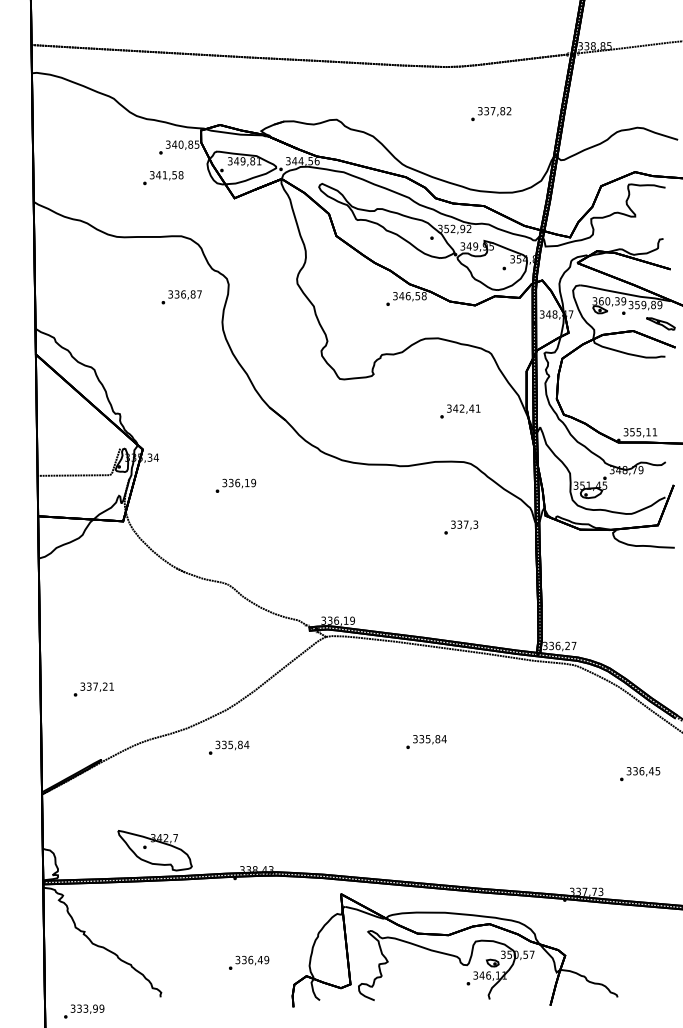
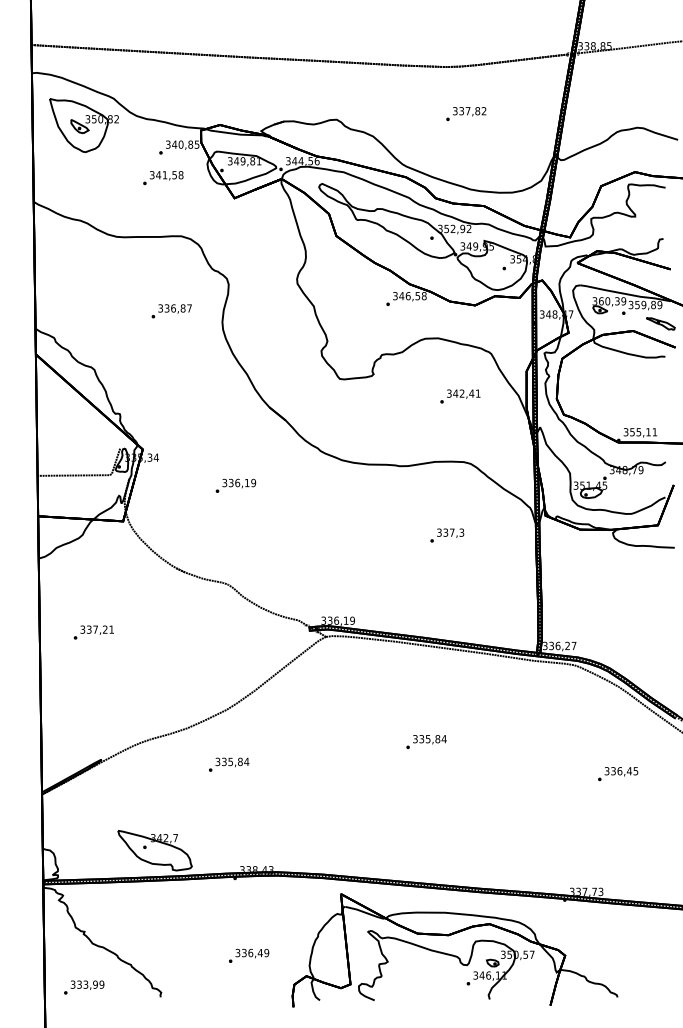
text position: (491, 113) -> (466, 113) (466, 113)
part: none -> present (83, 125)
text position: (181, 297) -> (171, 311) (171, 311)
text position: (460, 411) -> (460, 396) (460, 396)
text position: (461, 527) -> (447, 535) (447, 535)
text position: (93, 689) -> (93, 632) (93, 632)
text position: (229, 747) -> (229, 764) (229, 764)
text position: (640, 774) -> (618, 774) (618, 774)
text position: (249, 962) -> (249, 955) (249, 955)
text position: (84, 1011) -> (84, 987) (84, 987)
